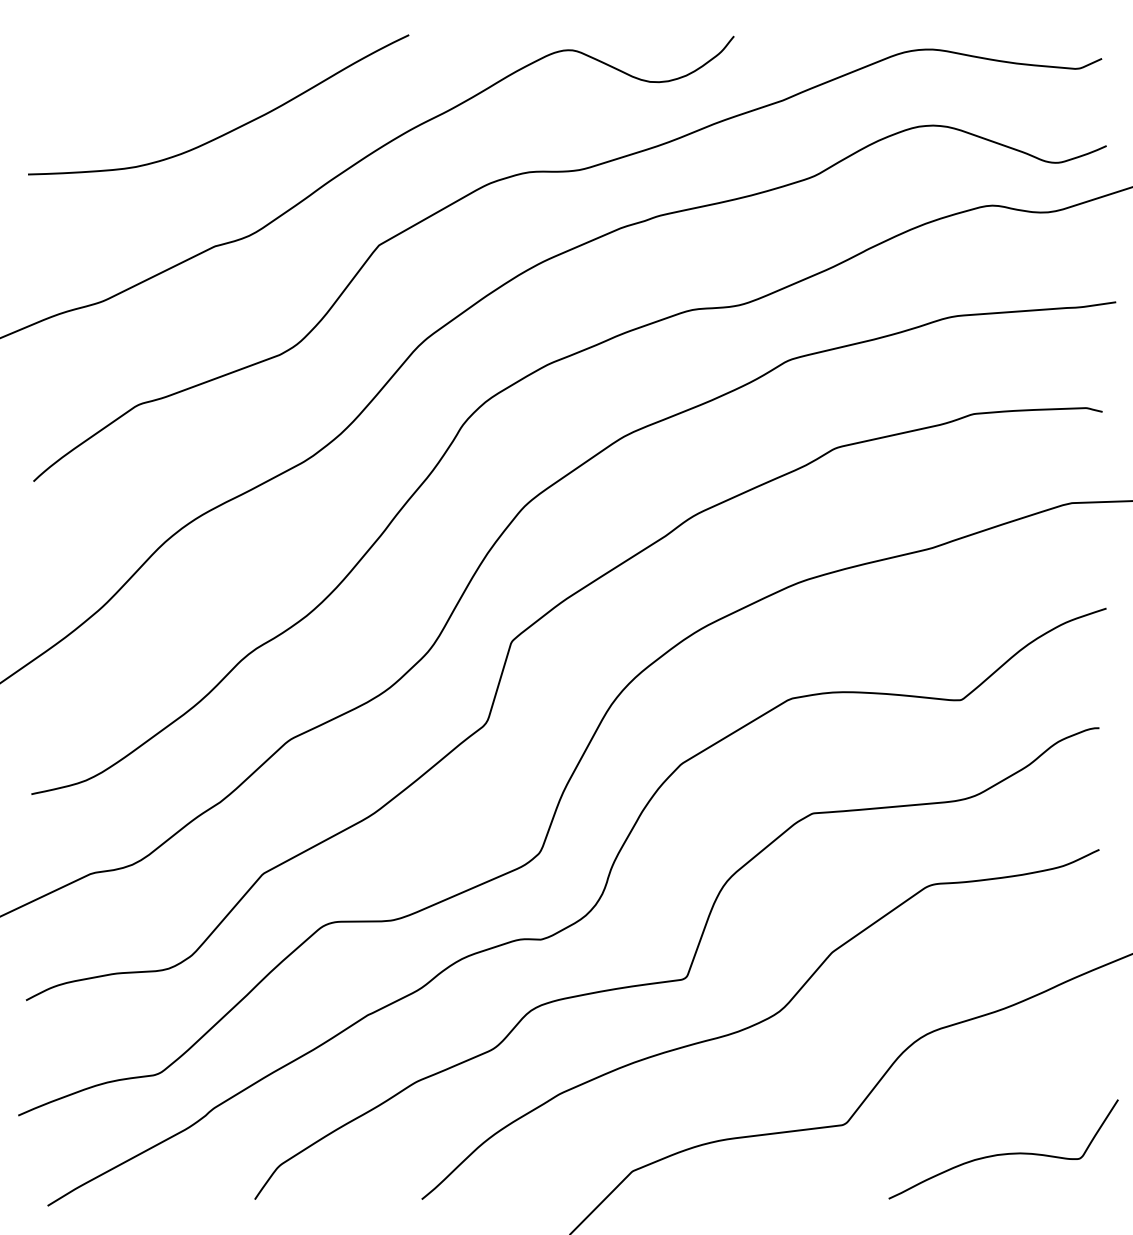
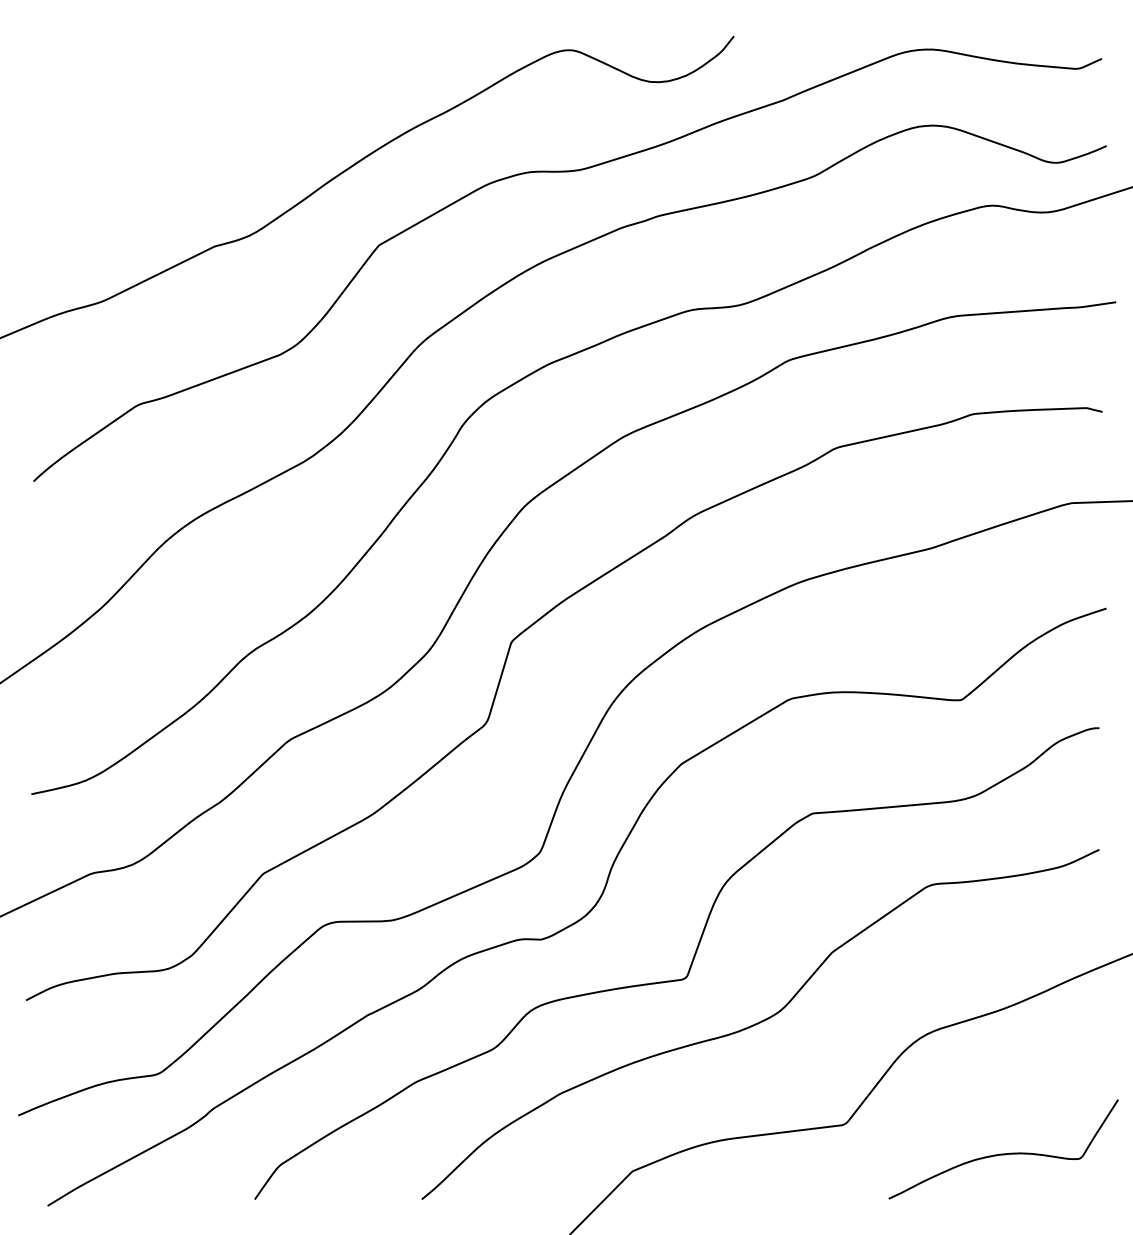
curve: present -> none (230, 130)
